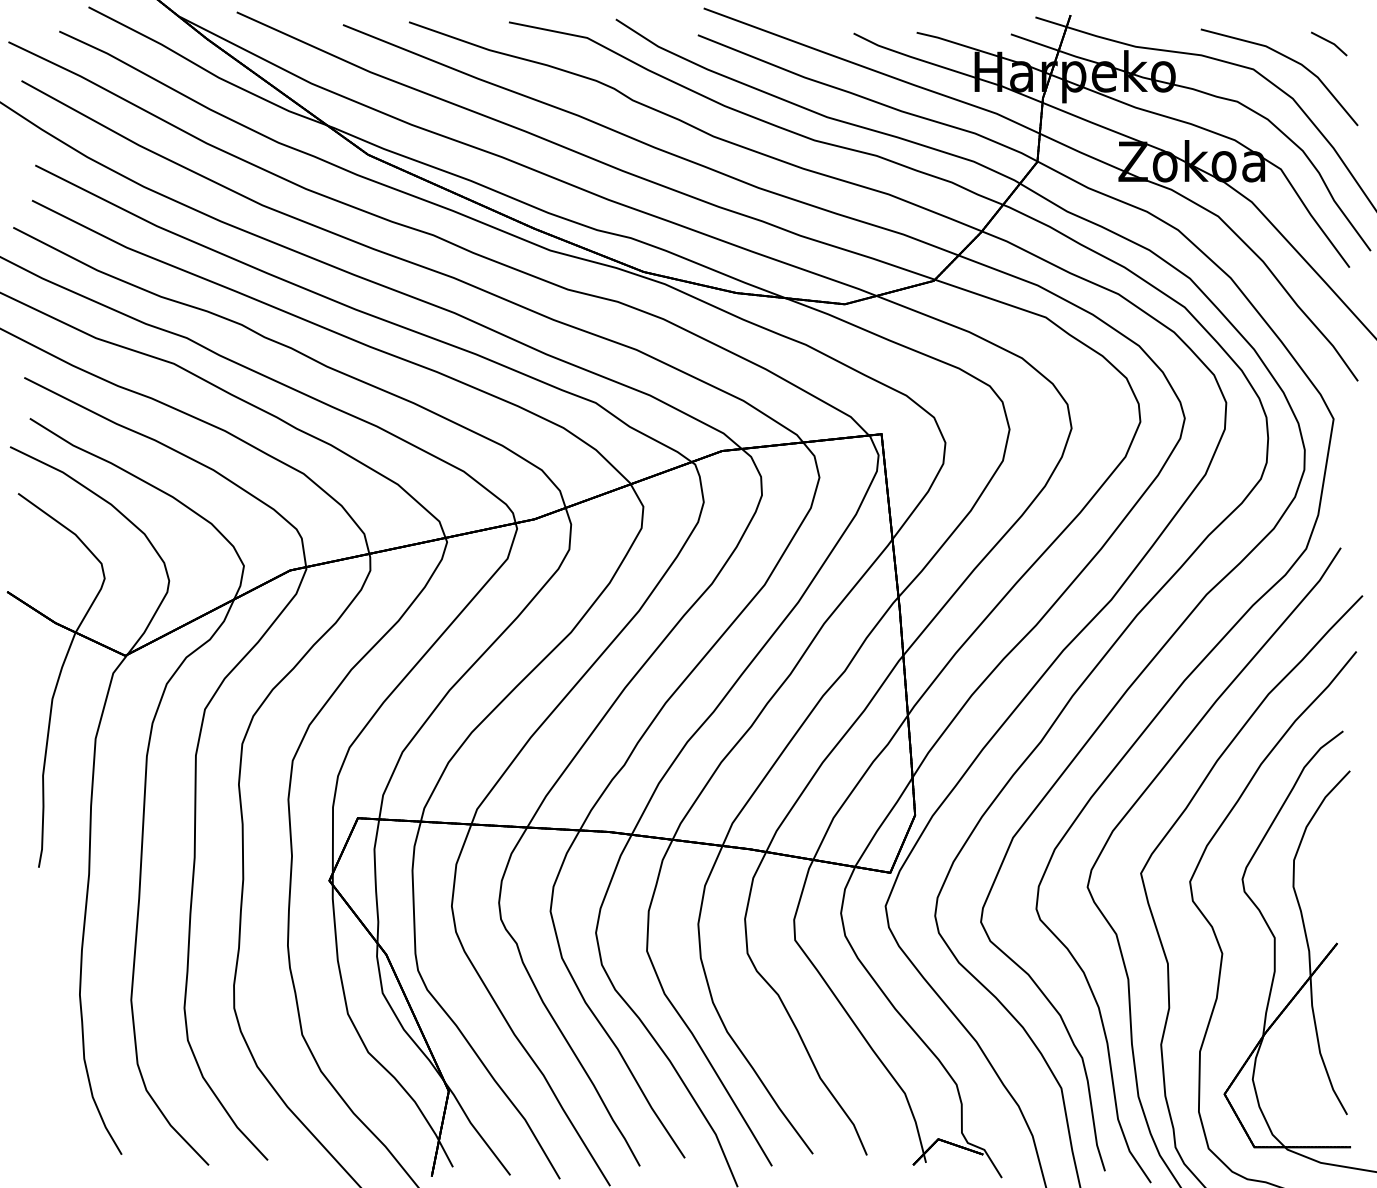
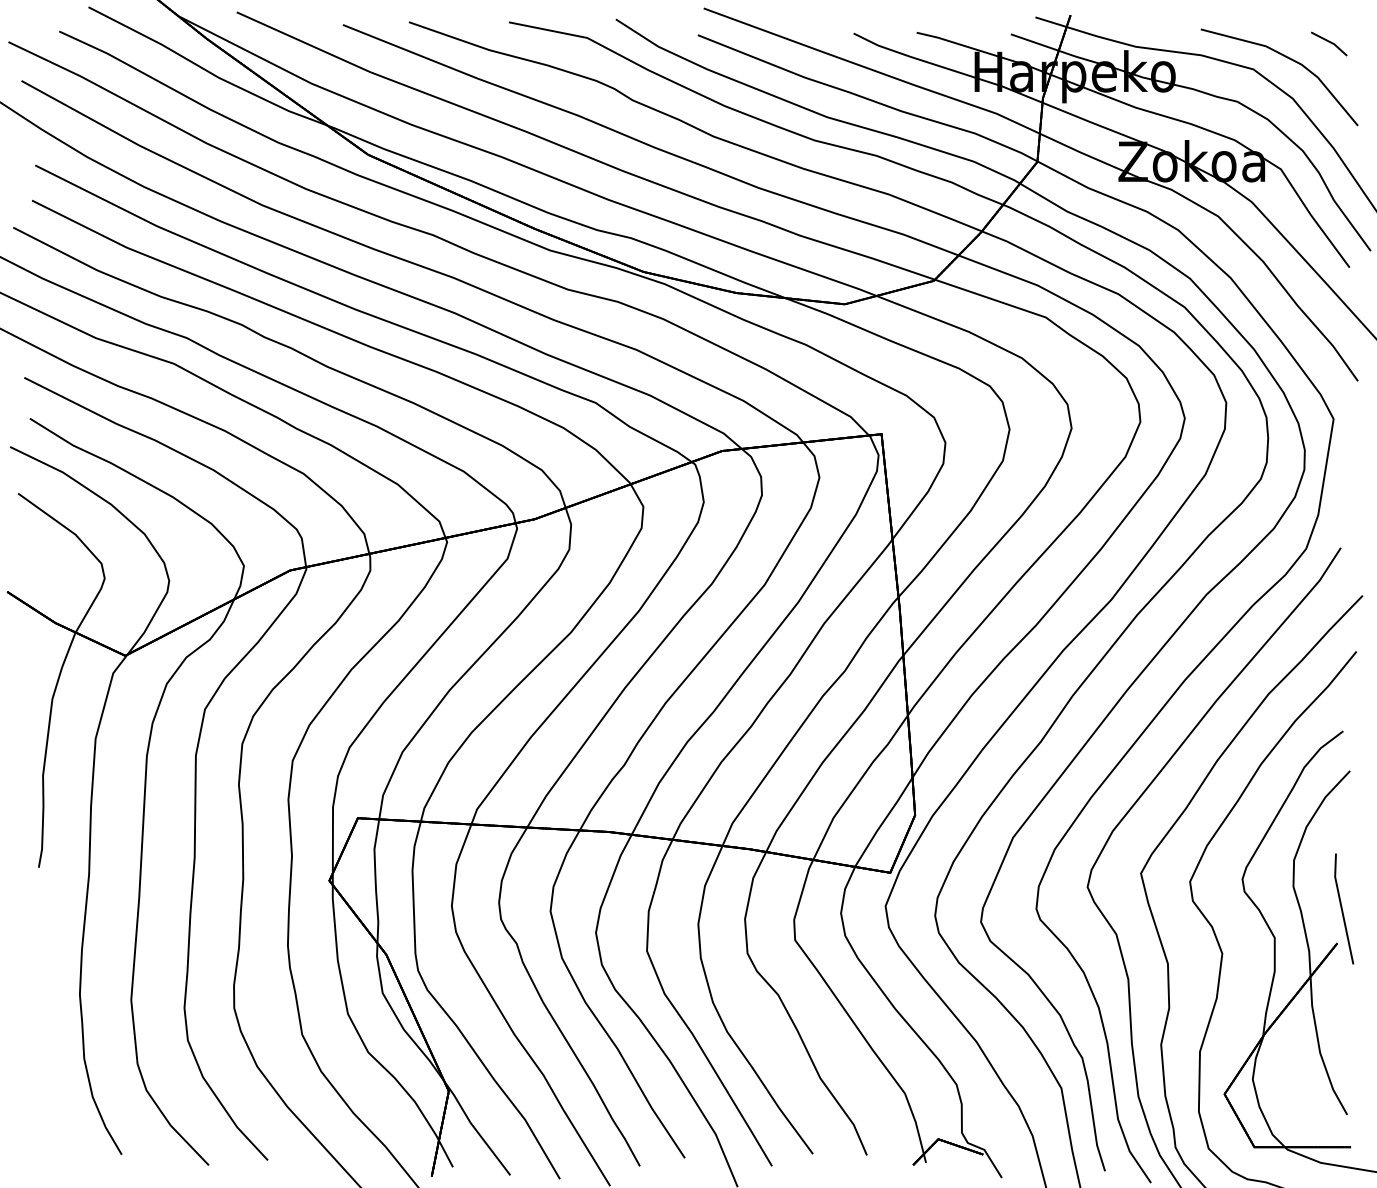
line: none -> present (1342, 908)
